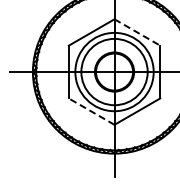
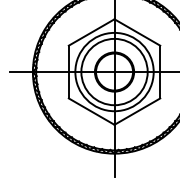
line: dashed -> solid (137, 32)
line: dashed -> solid (91, 111)
